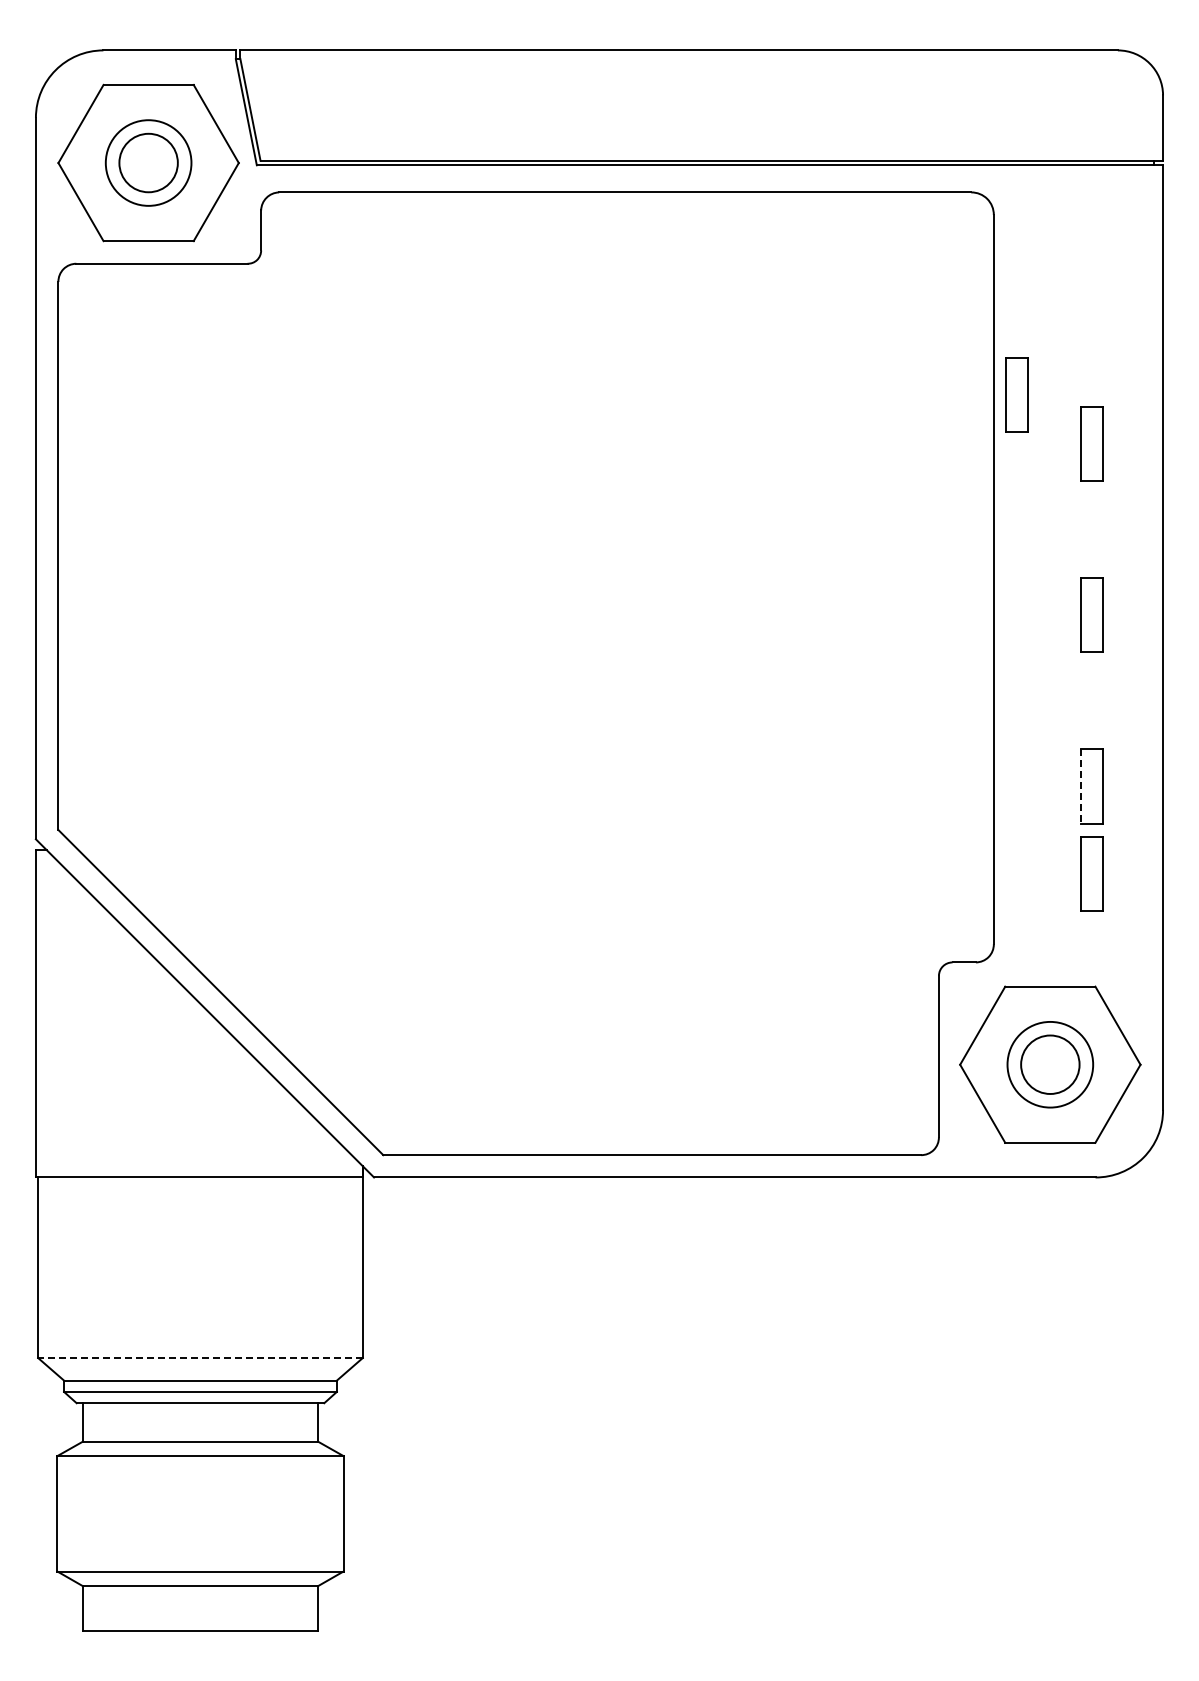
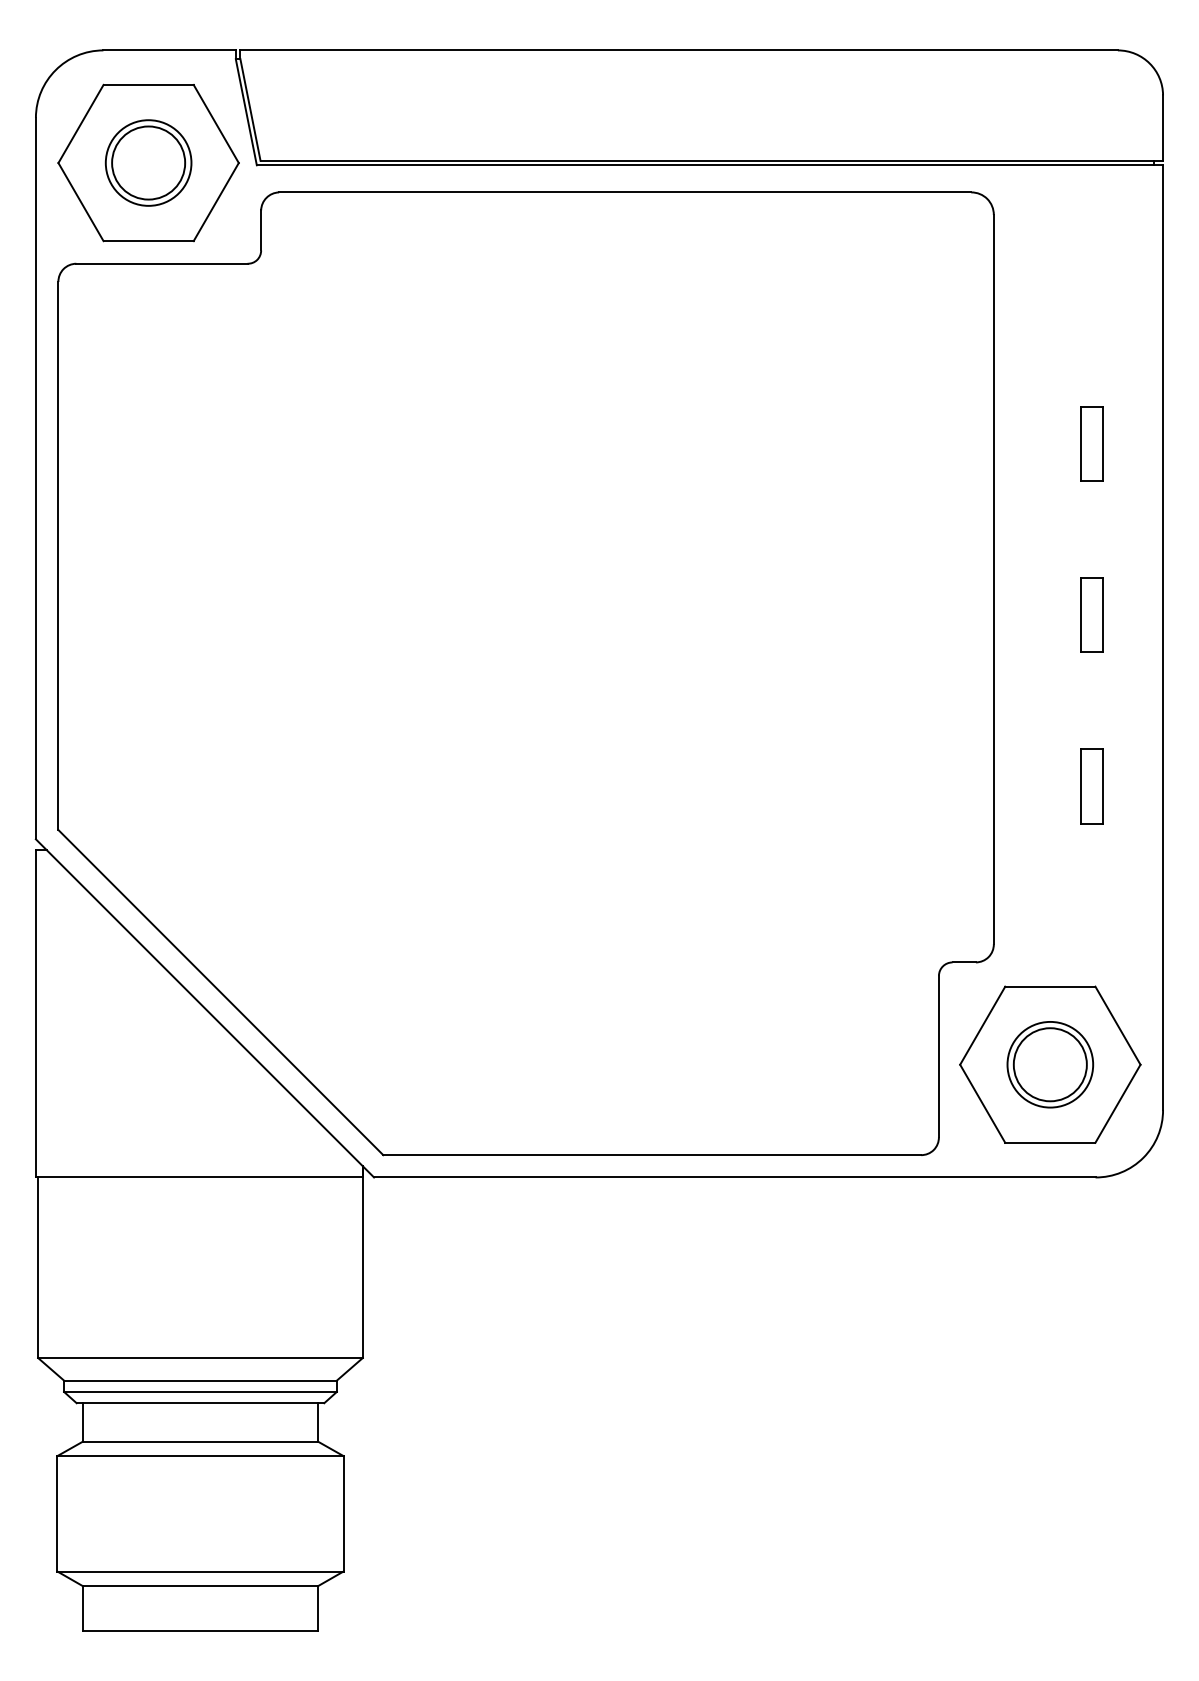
circle diameter: 58 px -> 73 px (148, 162)
part: present -> none (1016, 394)
line: dashed -> solid (1080, 786)
part: present -> none (1091, 873)
circle diameter: 58 px -> 73 px (1049, 1064)
line: dashed -> solid (199, 1358)
